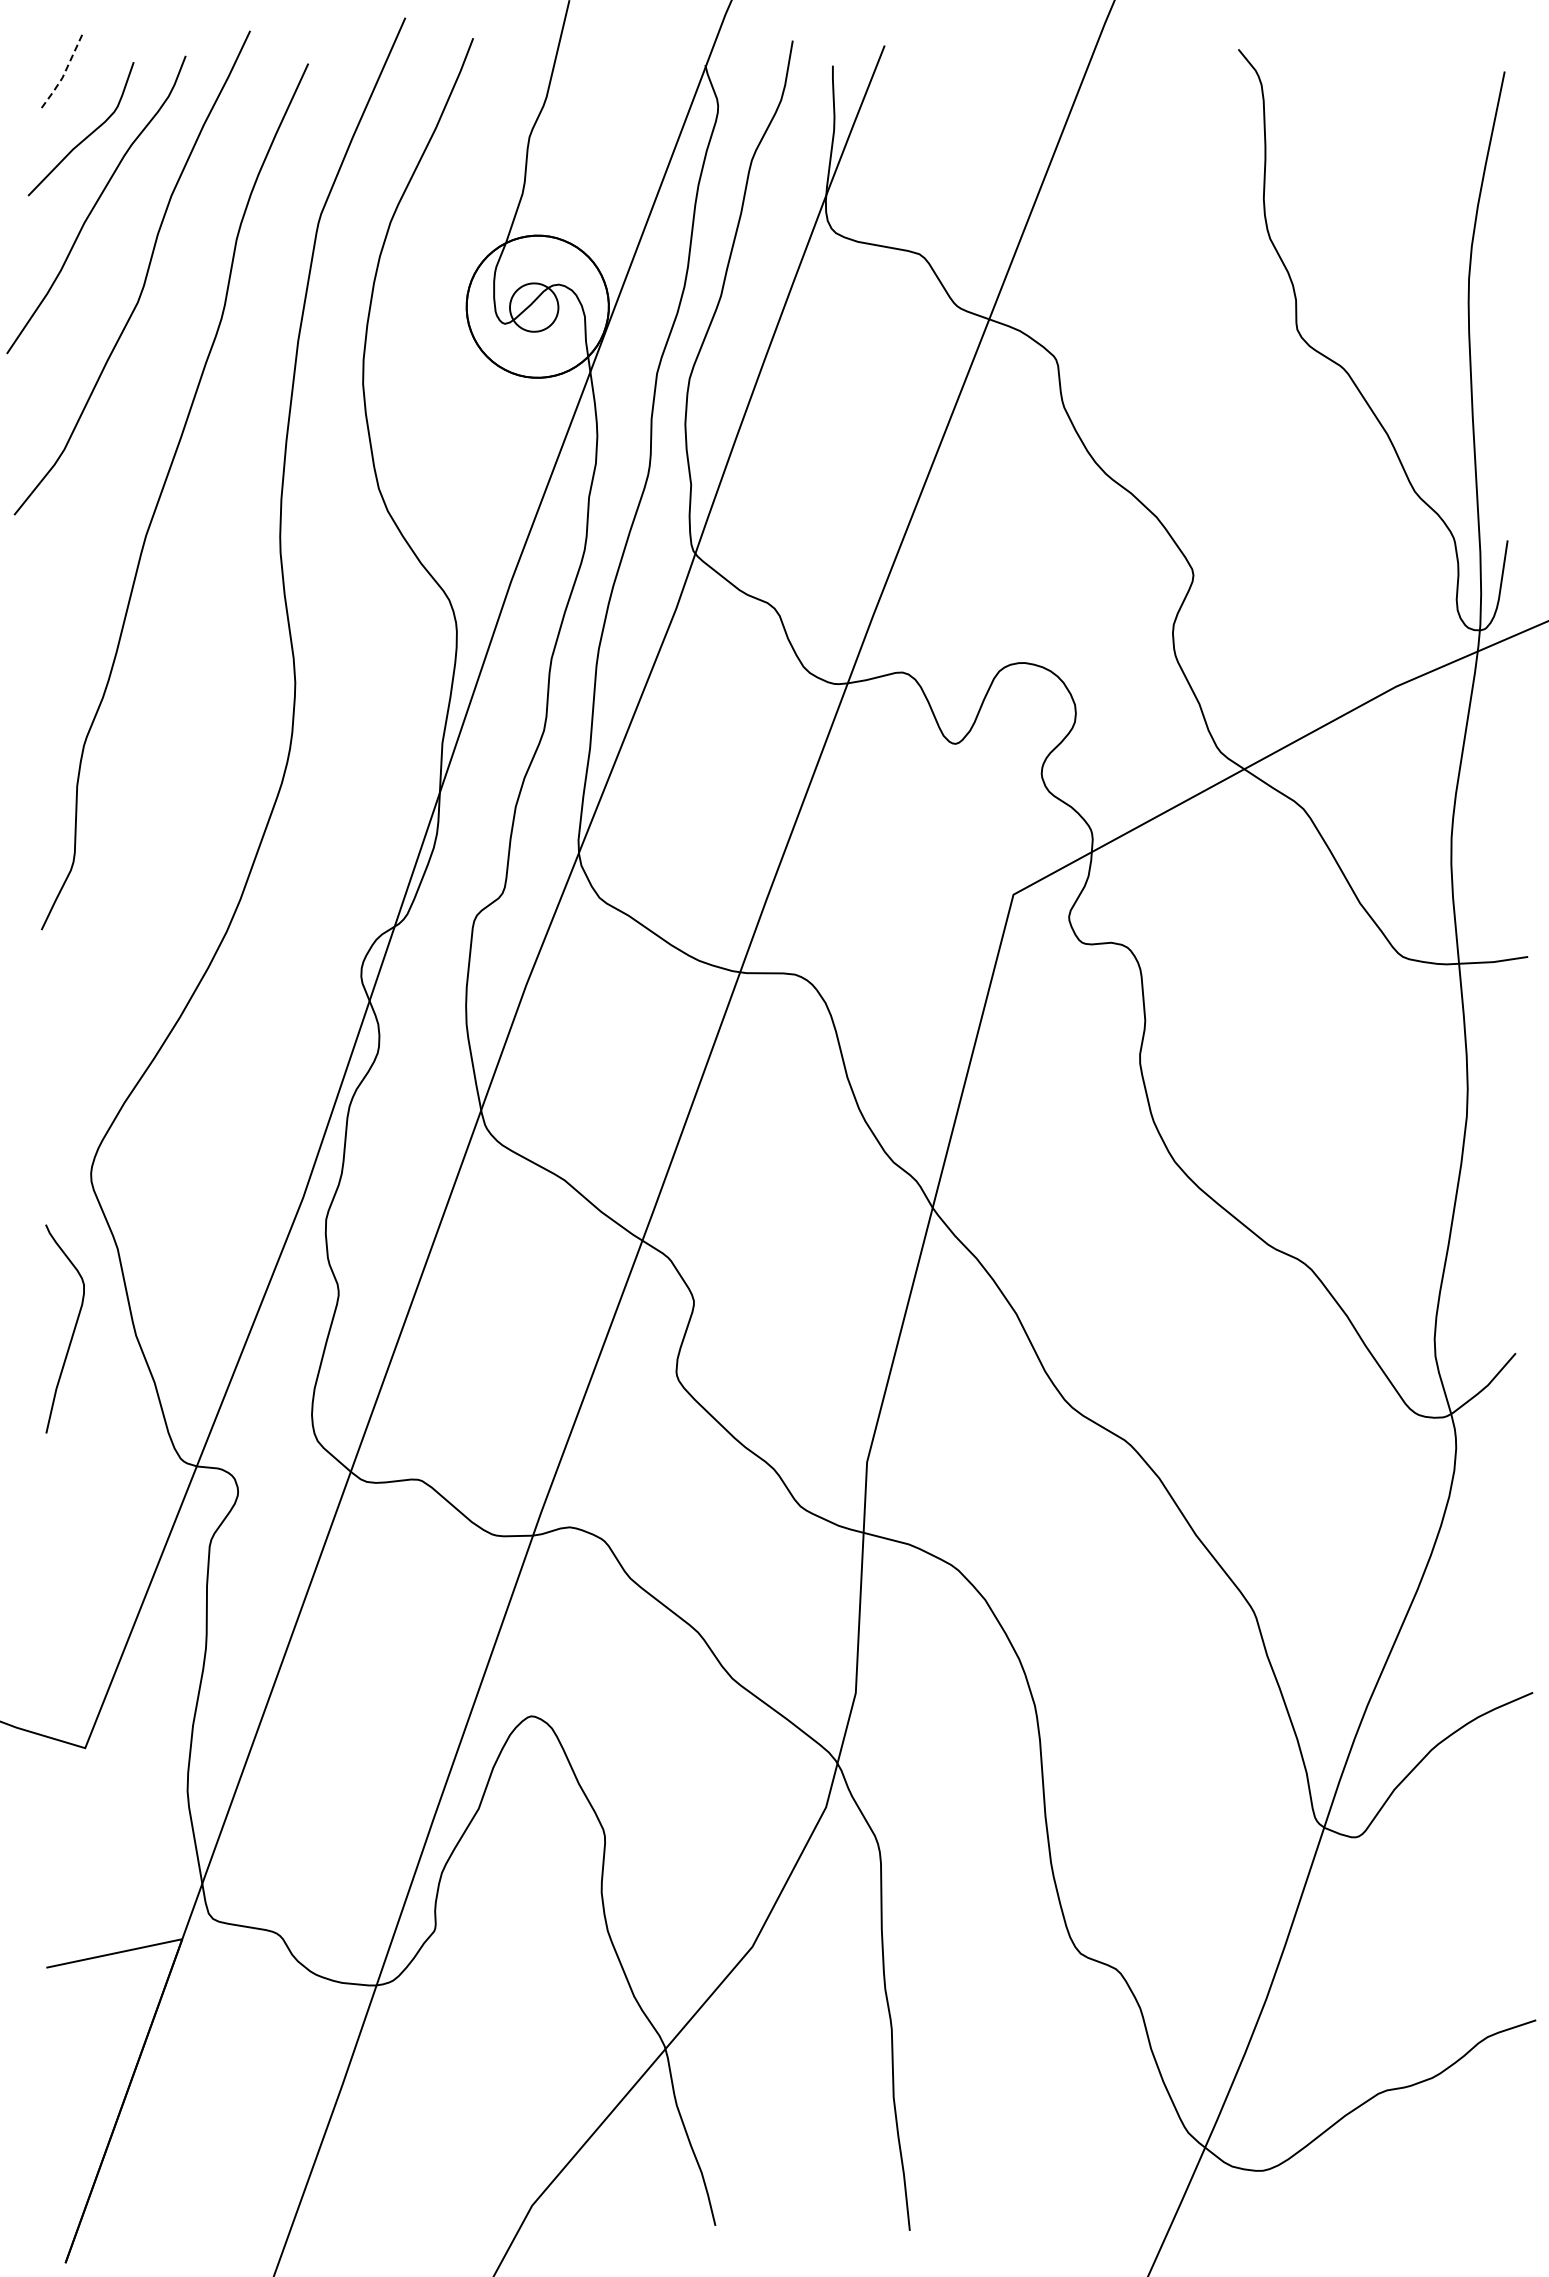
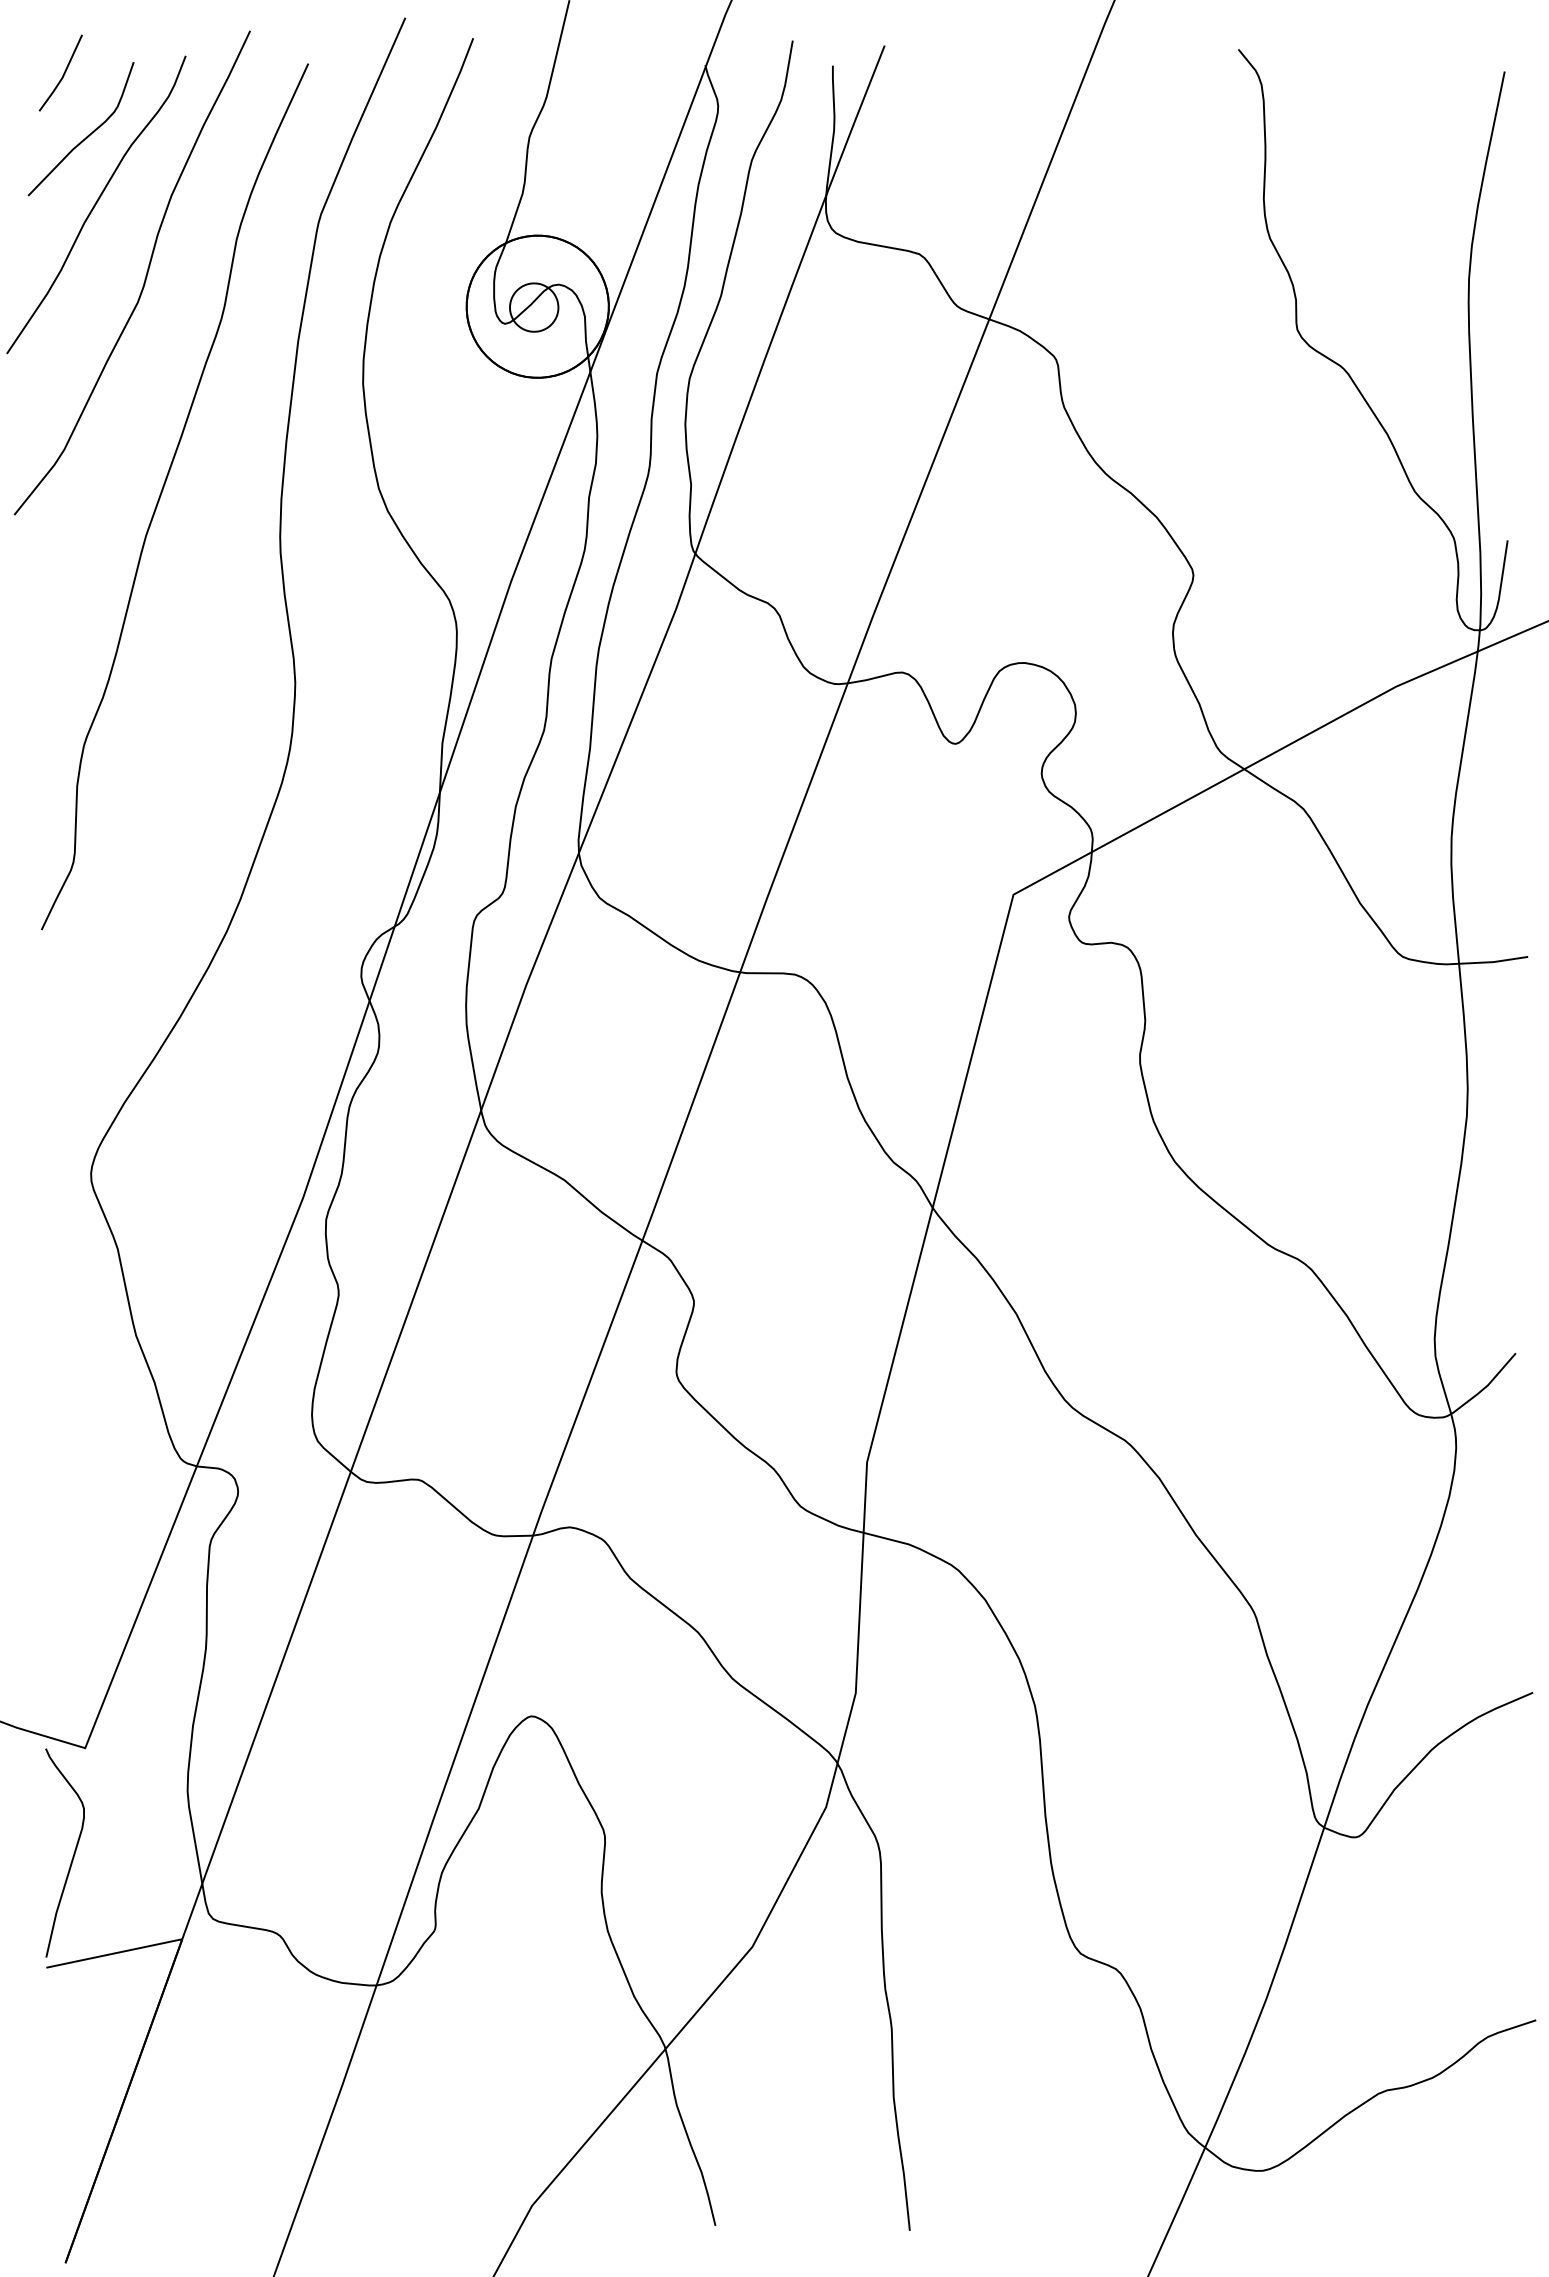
line: dashed -> solid (63, 76)
curve position: (72, 1332) -> (72, 1856) (72, 1856)
